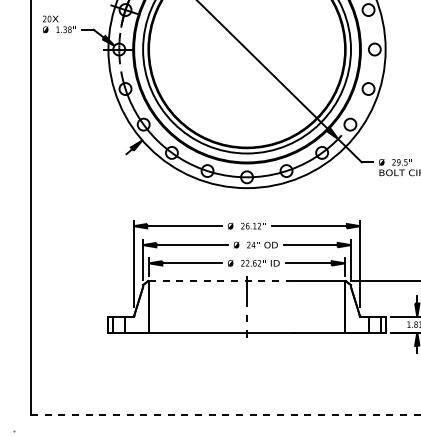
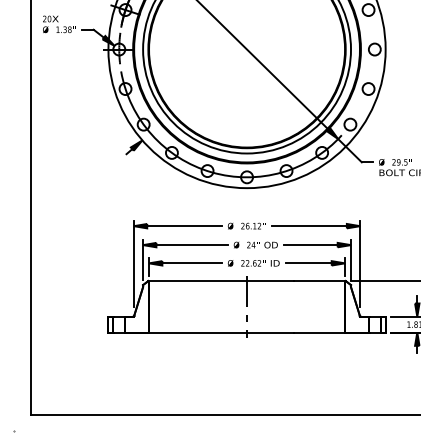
line: dashed -> solid (222, 281)
line: dashed -> solid (226, 414)
